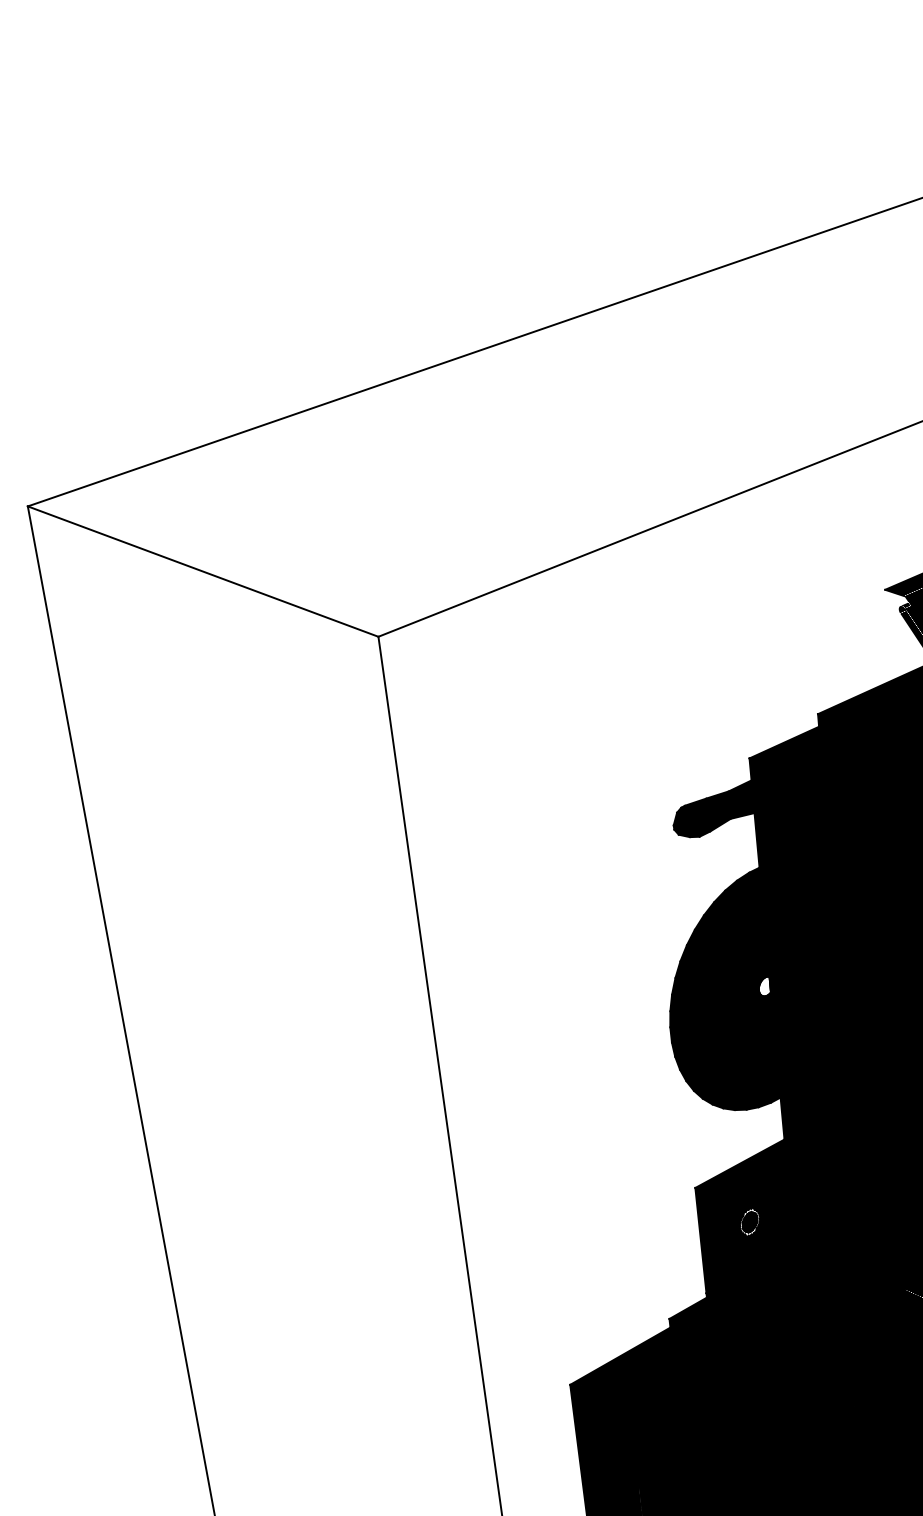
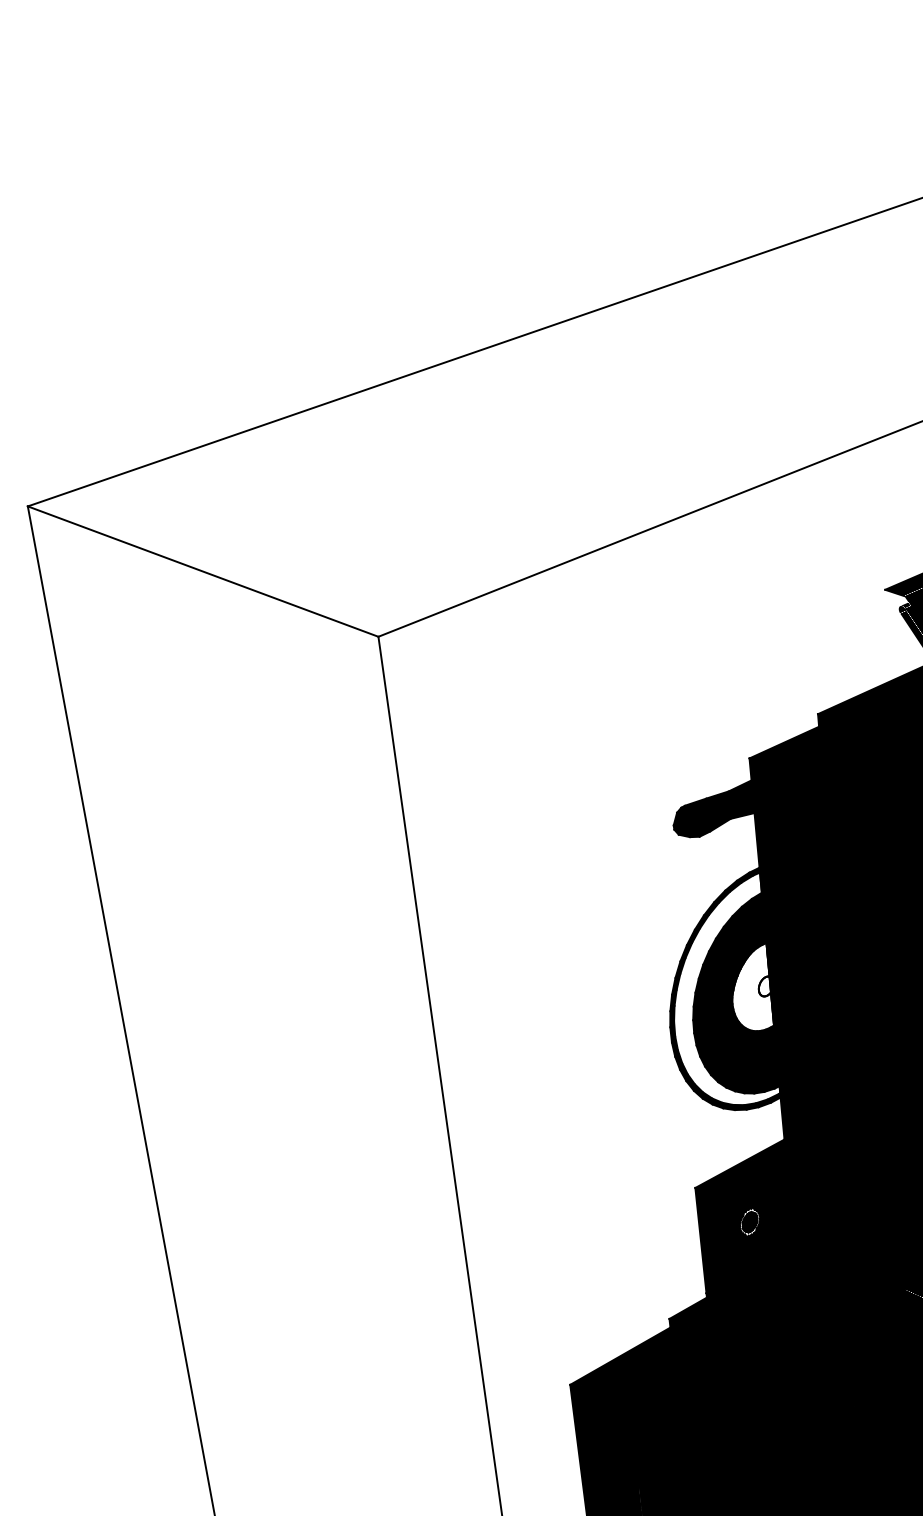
fill: present -> none (753, 987)
fill: present -> none (727, 988)
